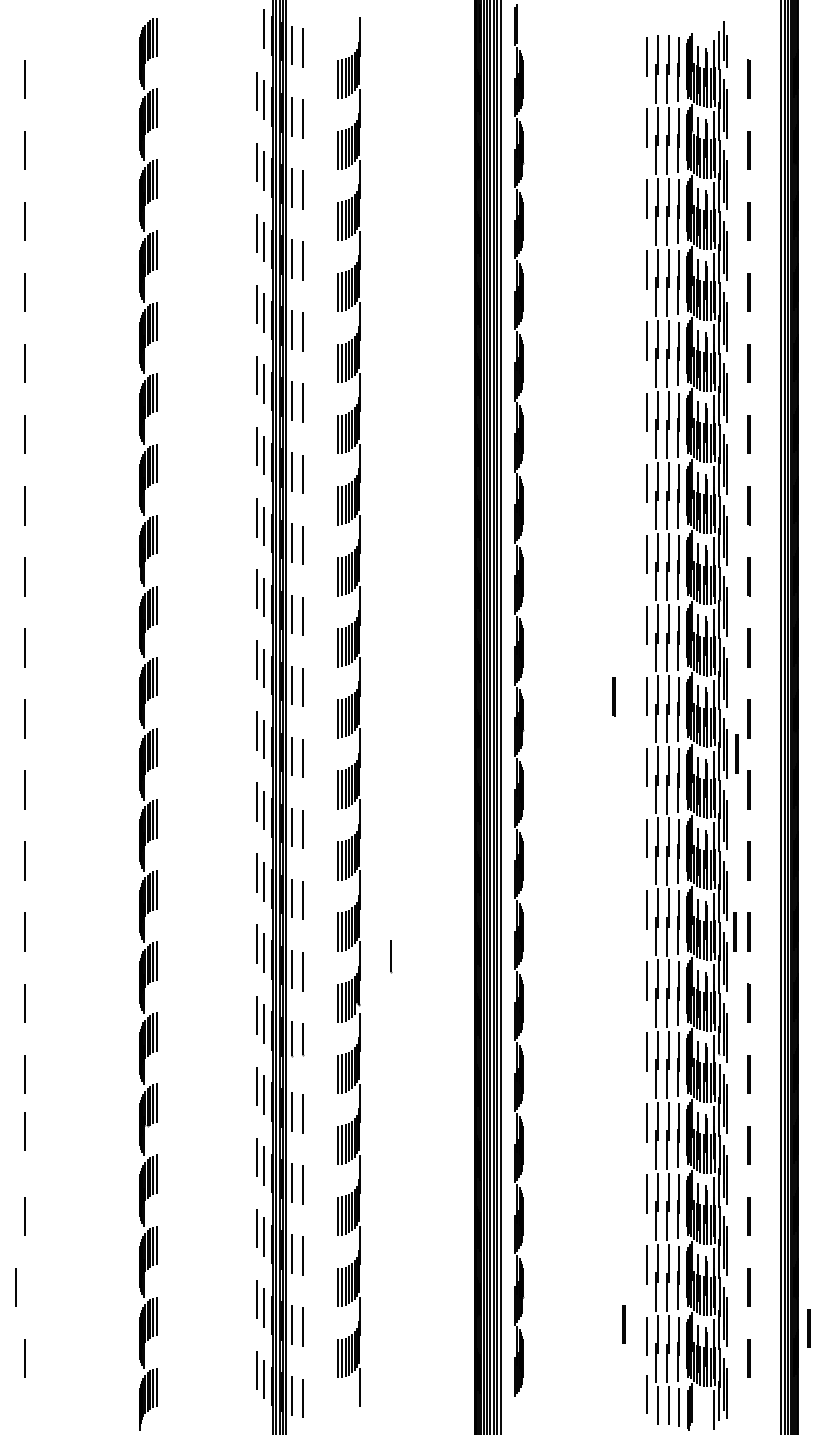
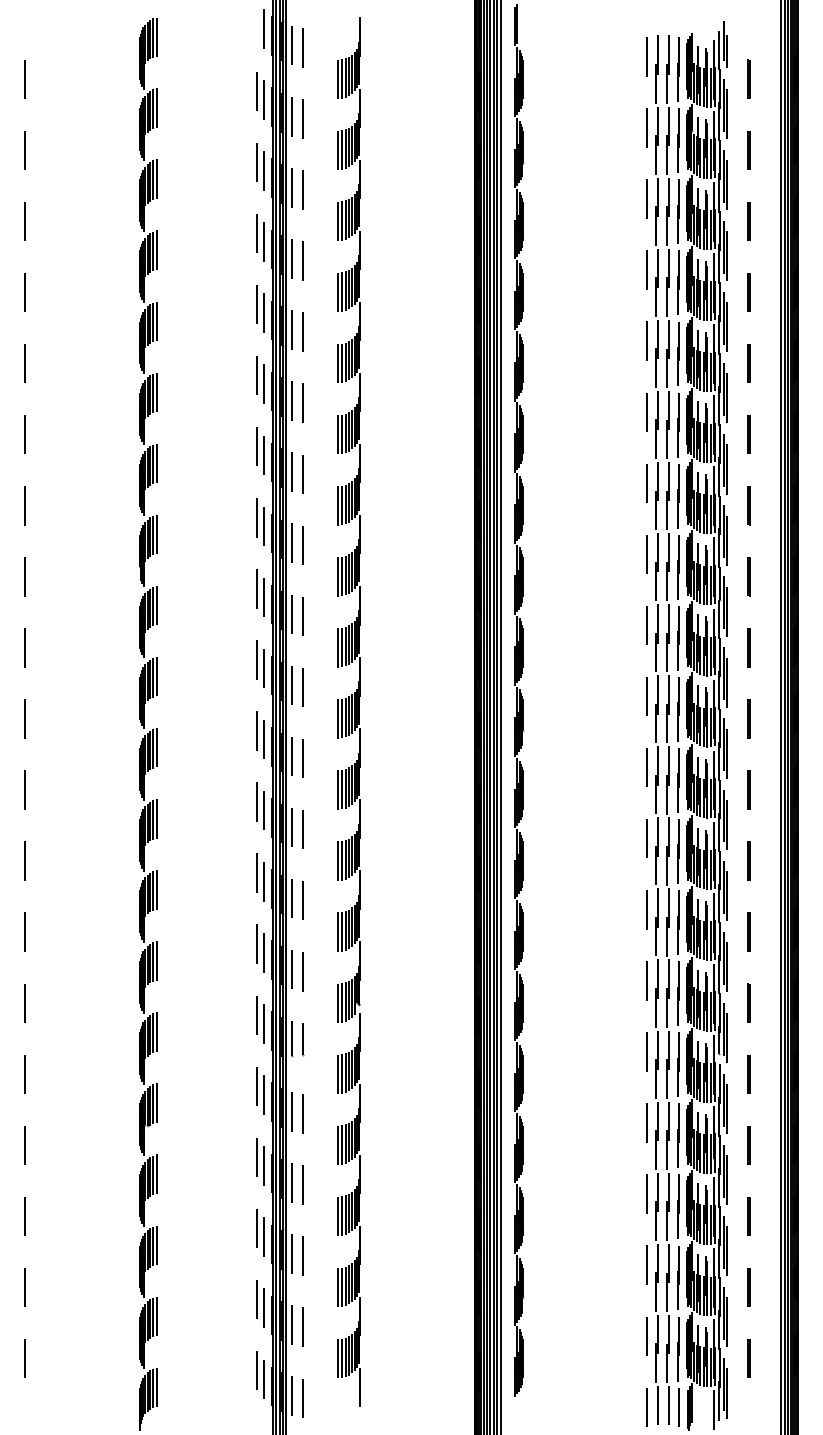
line: present -> none (613, 696)
line: present -> none (736, 753)
line: present -> none (734, 931)
line: present -> none (391, 956)
line position: (24, 1131) -> (24, 1145) (24, 1145)
line position: (15, 1287) -> (24, 1287) (24, 1287)
line: present -> none (623, 1324)
line: present -> none (808, 1328)
line position: (646, 1394) -> (646, 1407) (646, 1407)
